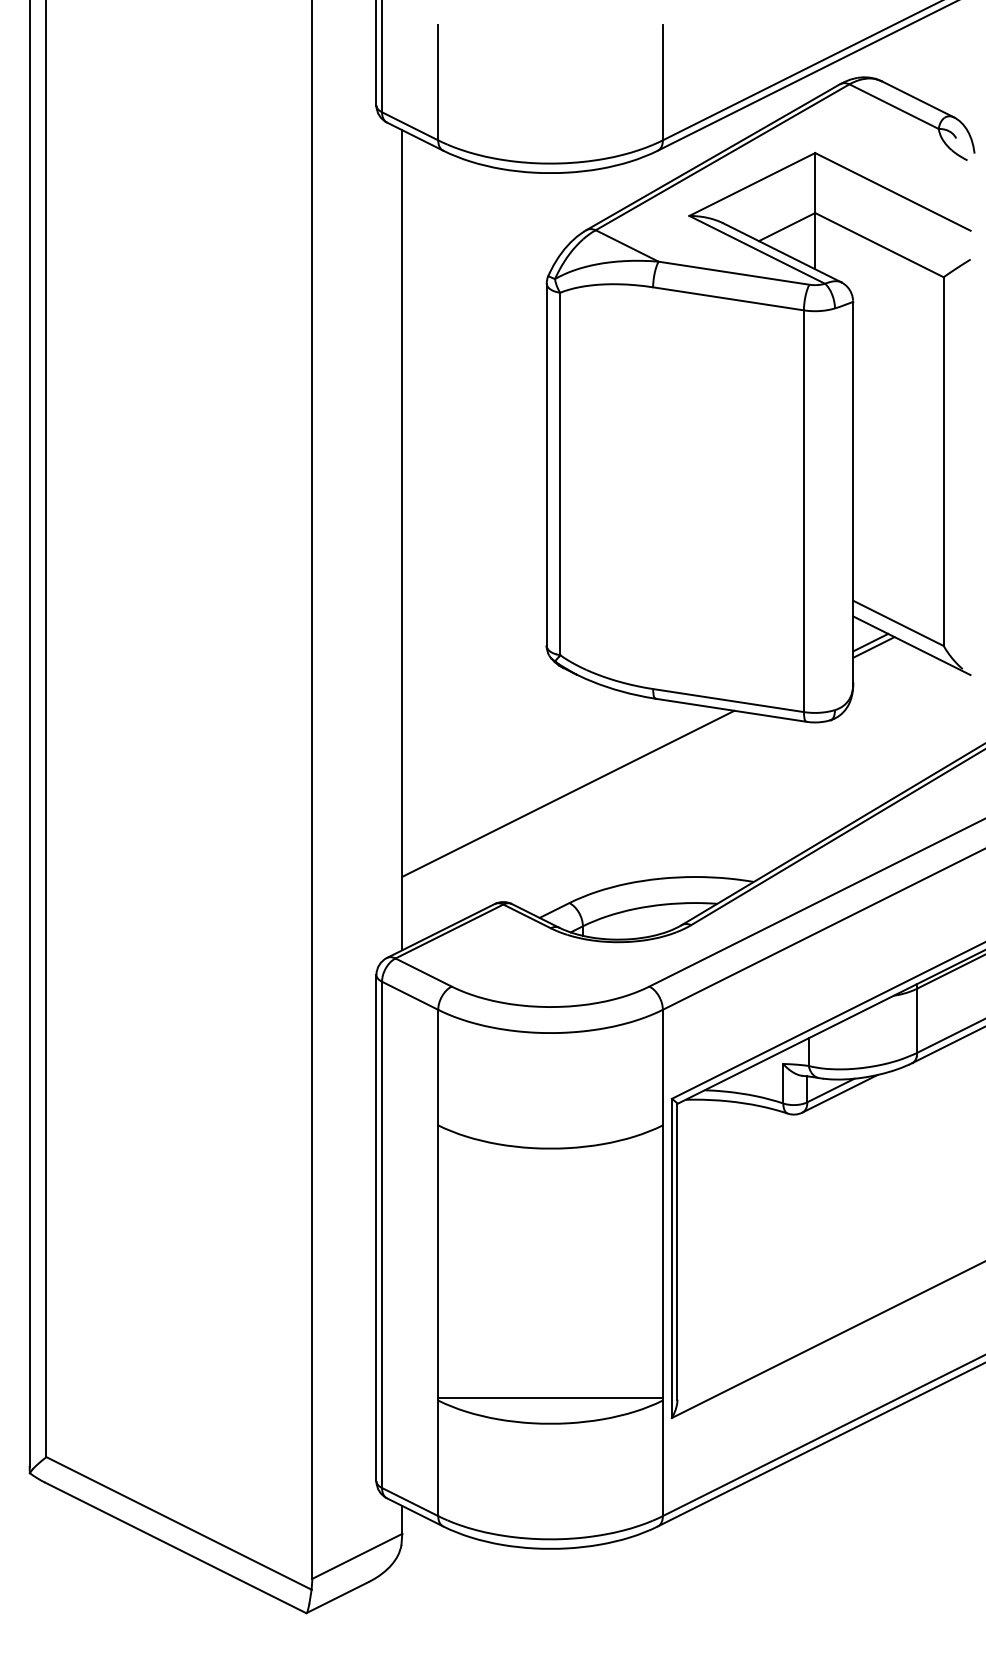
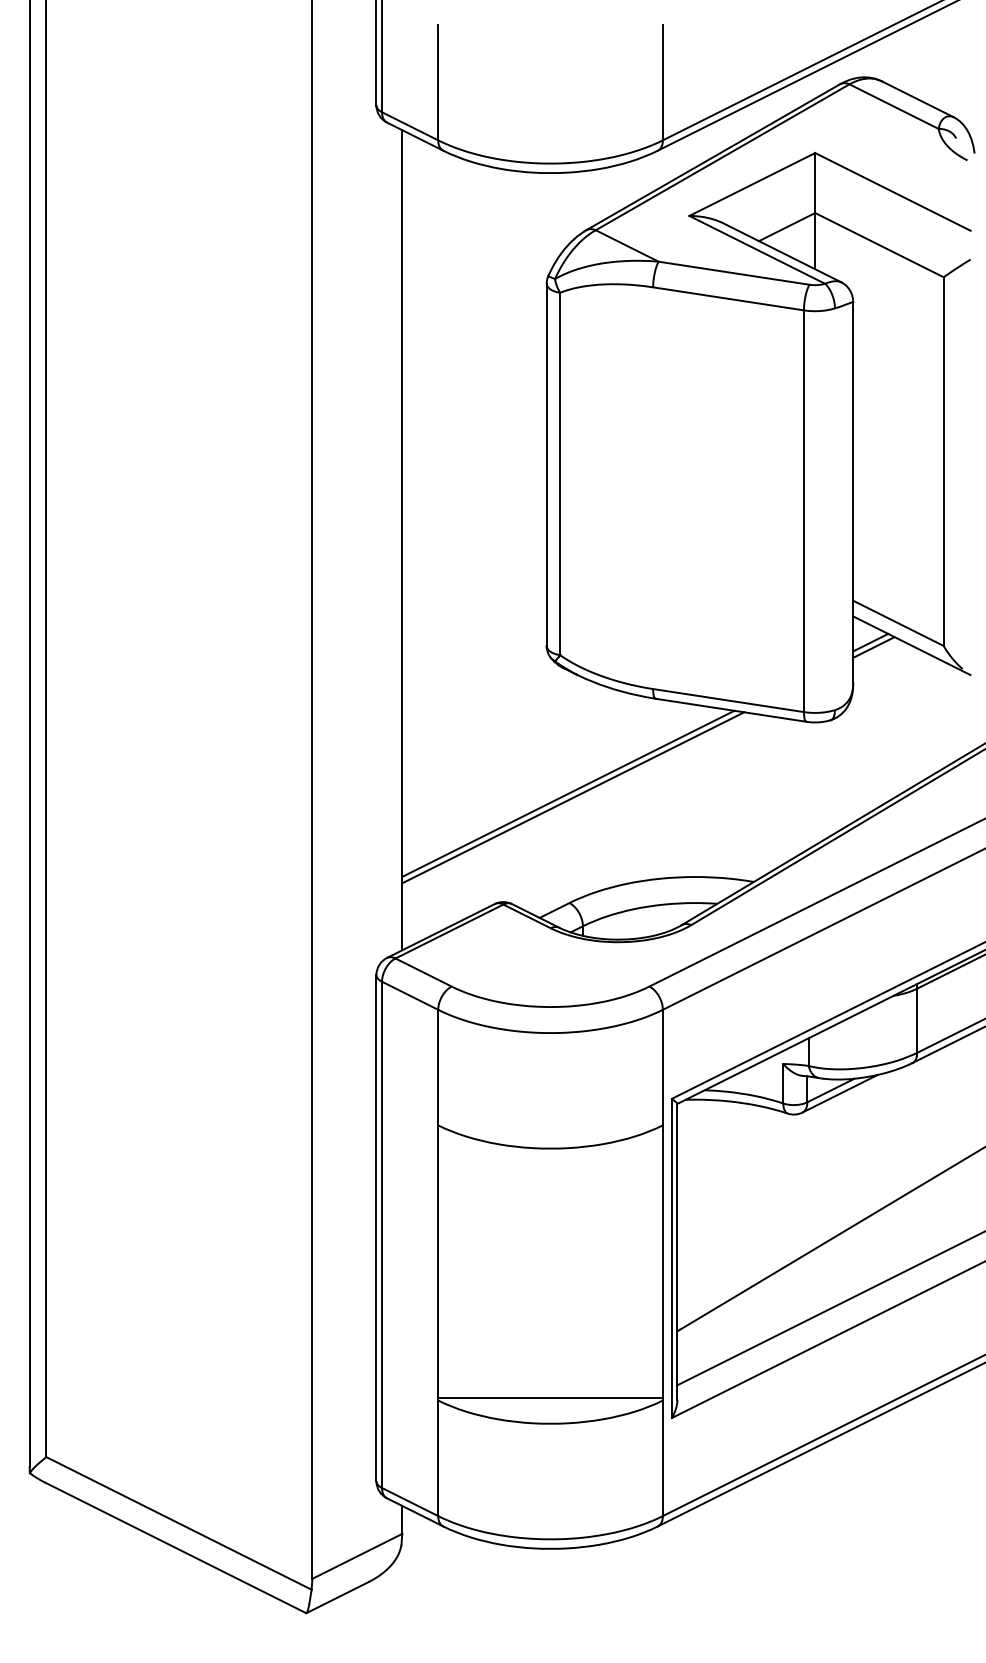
line: none -> present (573, 797)
line: none -> present (829, 1239)
line: none -> present (829, 1308)
